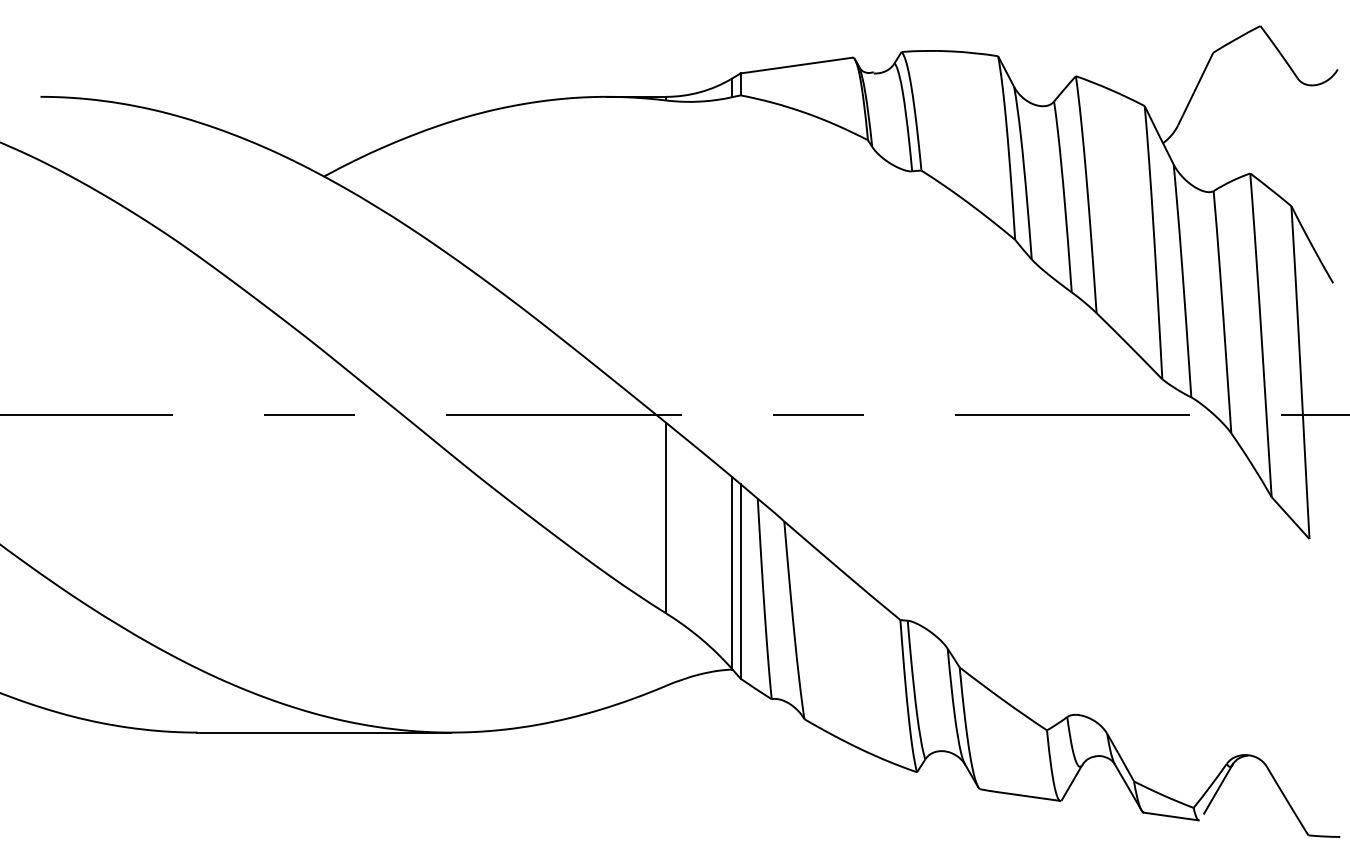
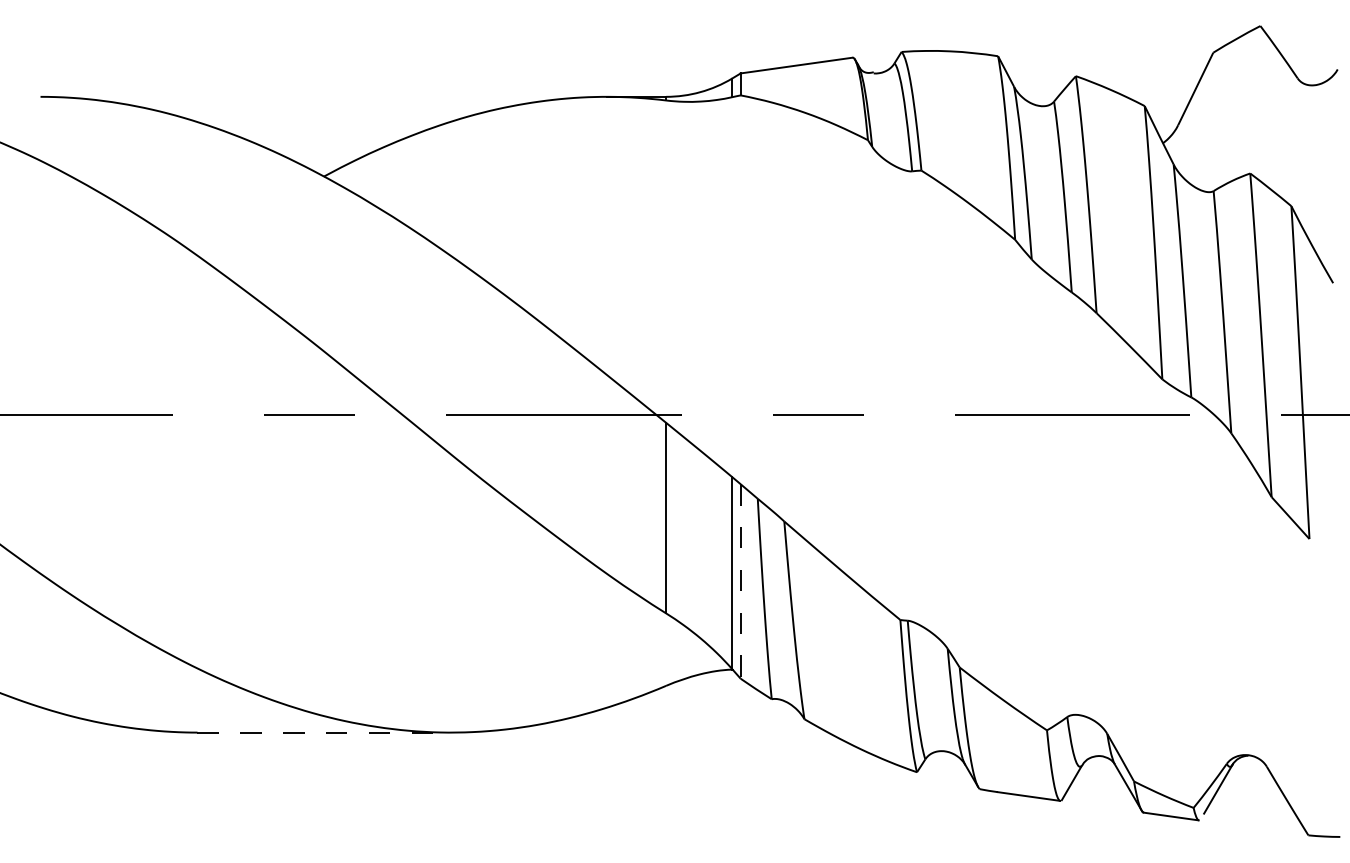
line: solid -> dashed (740, 581)
line: solid -> dashed (324, 732)
